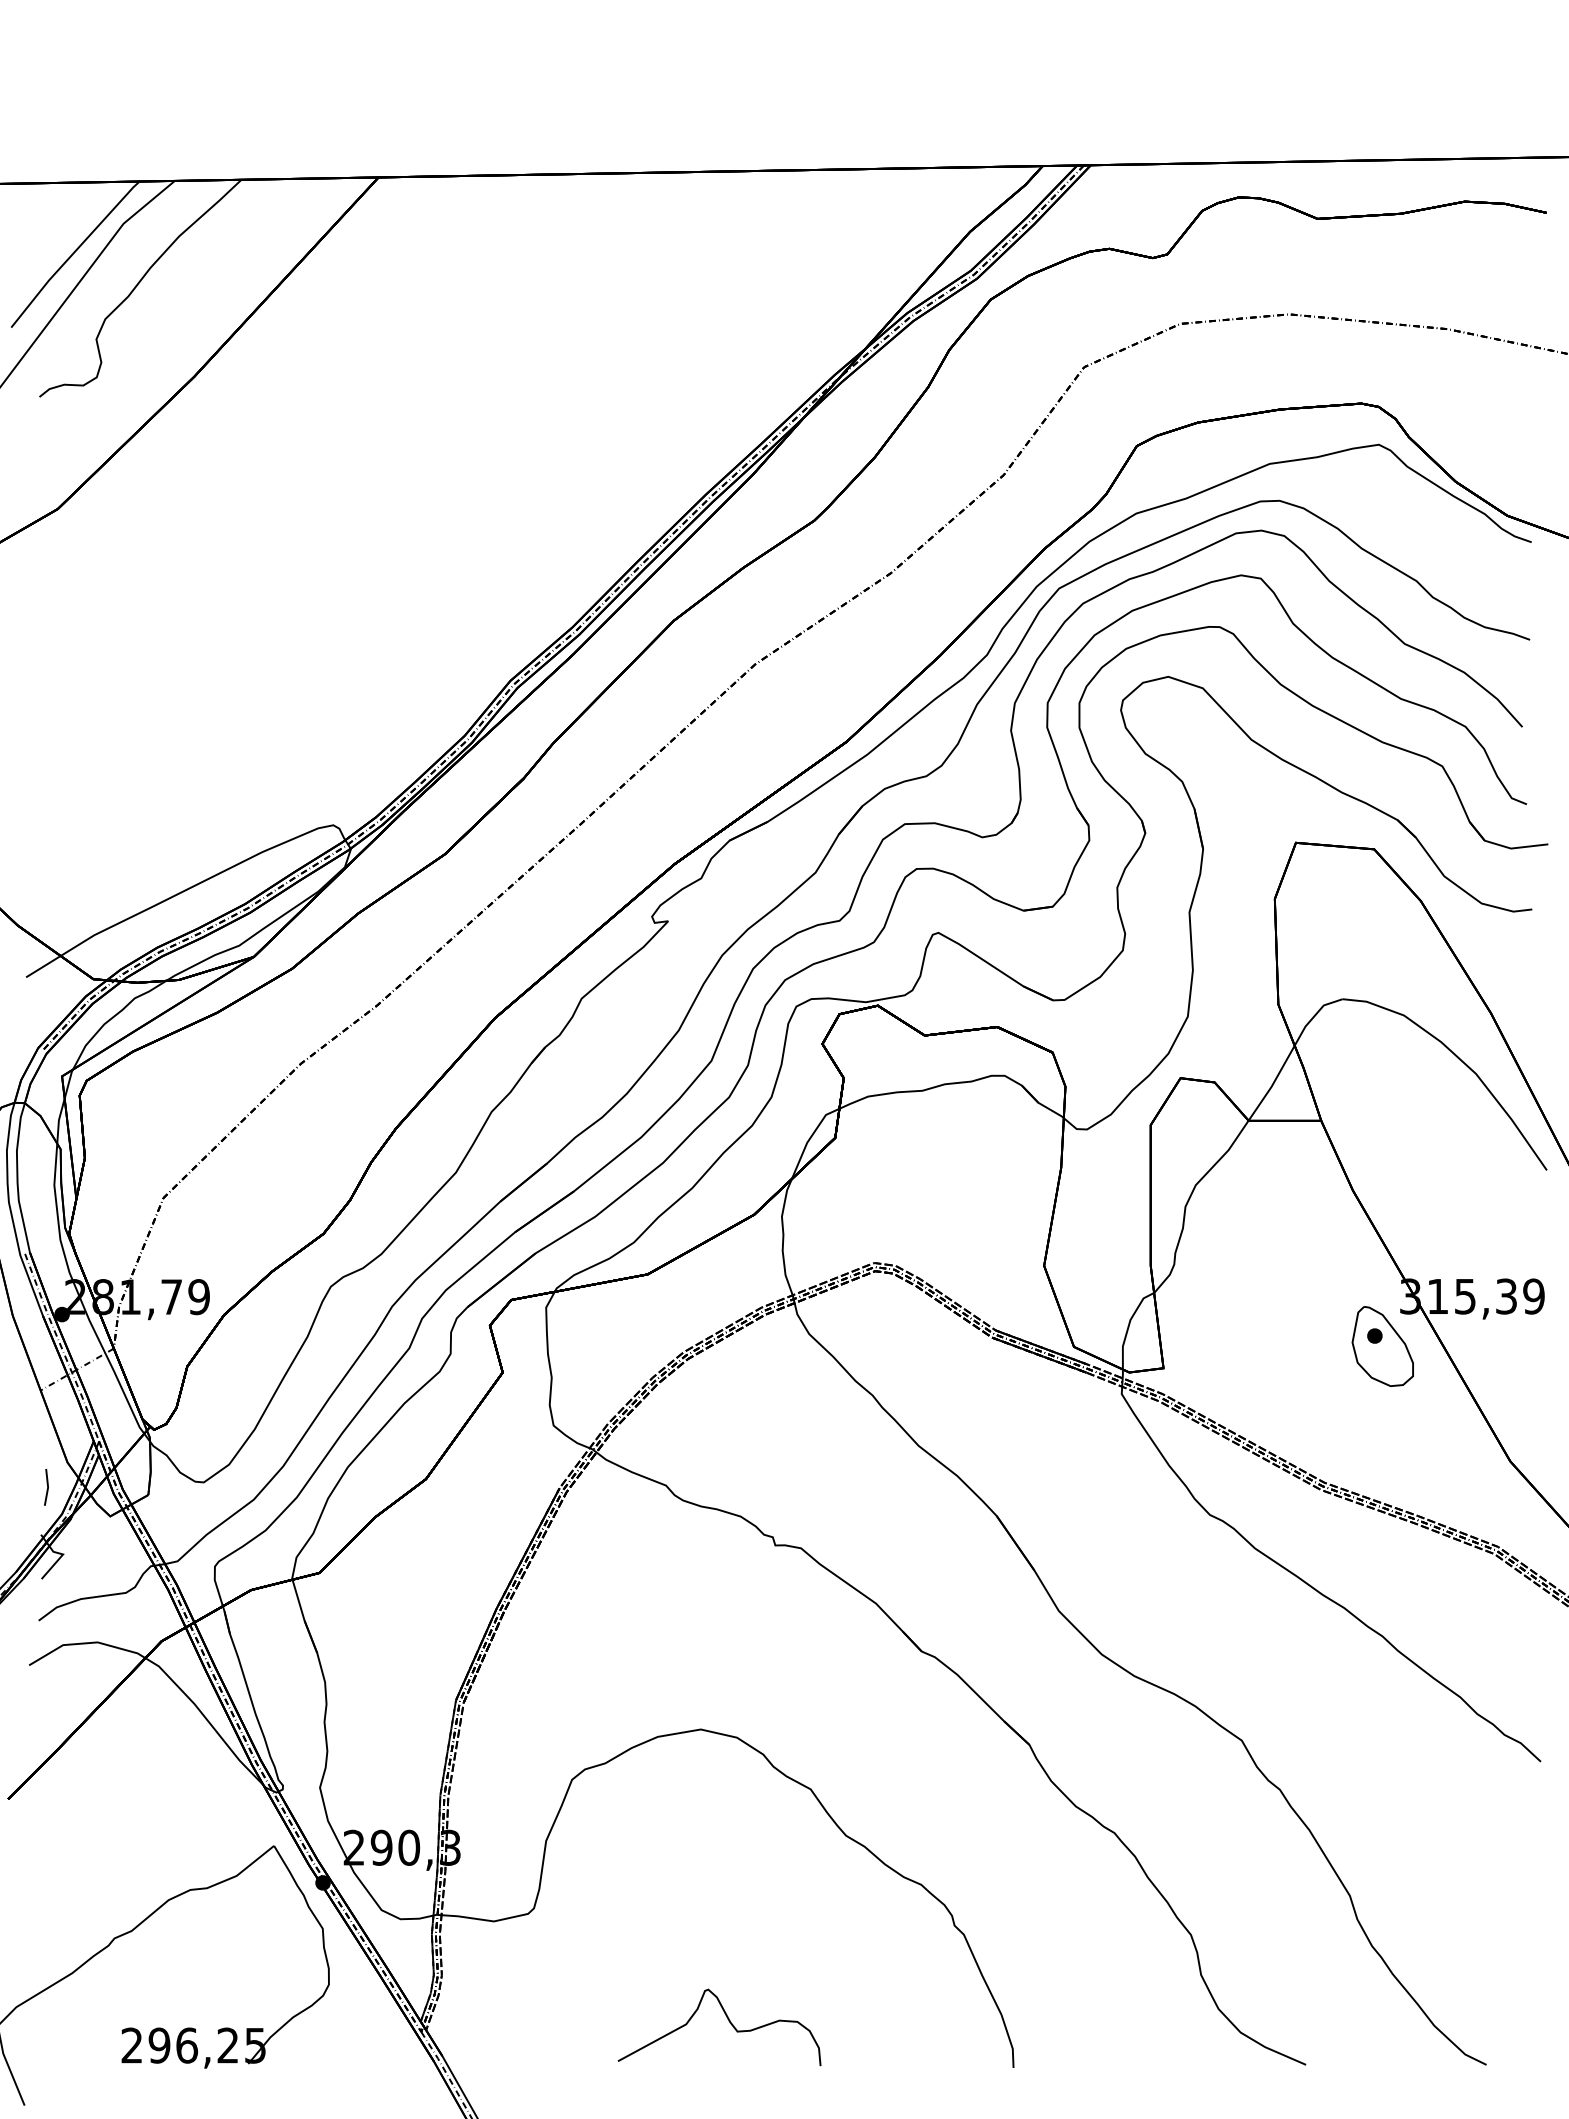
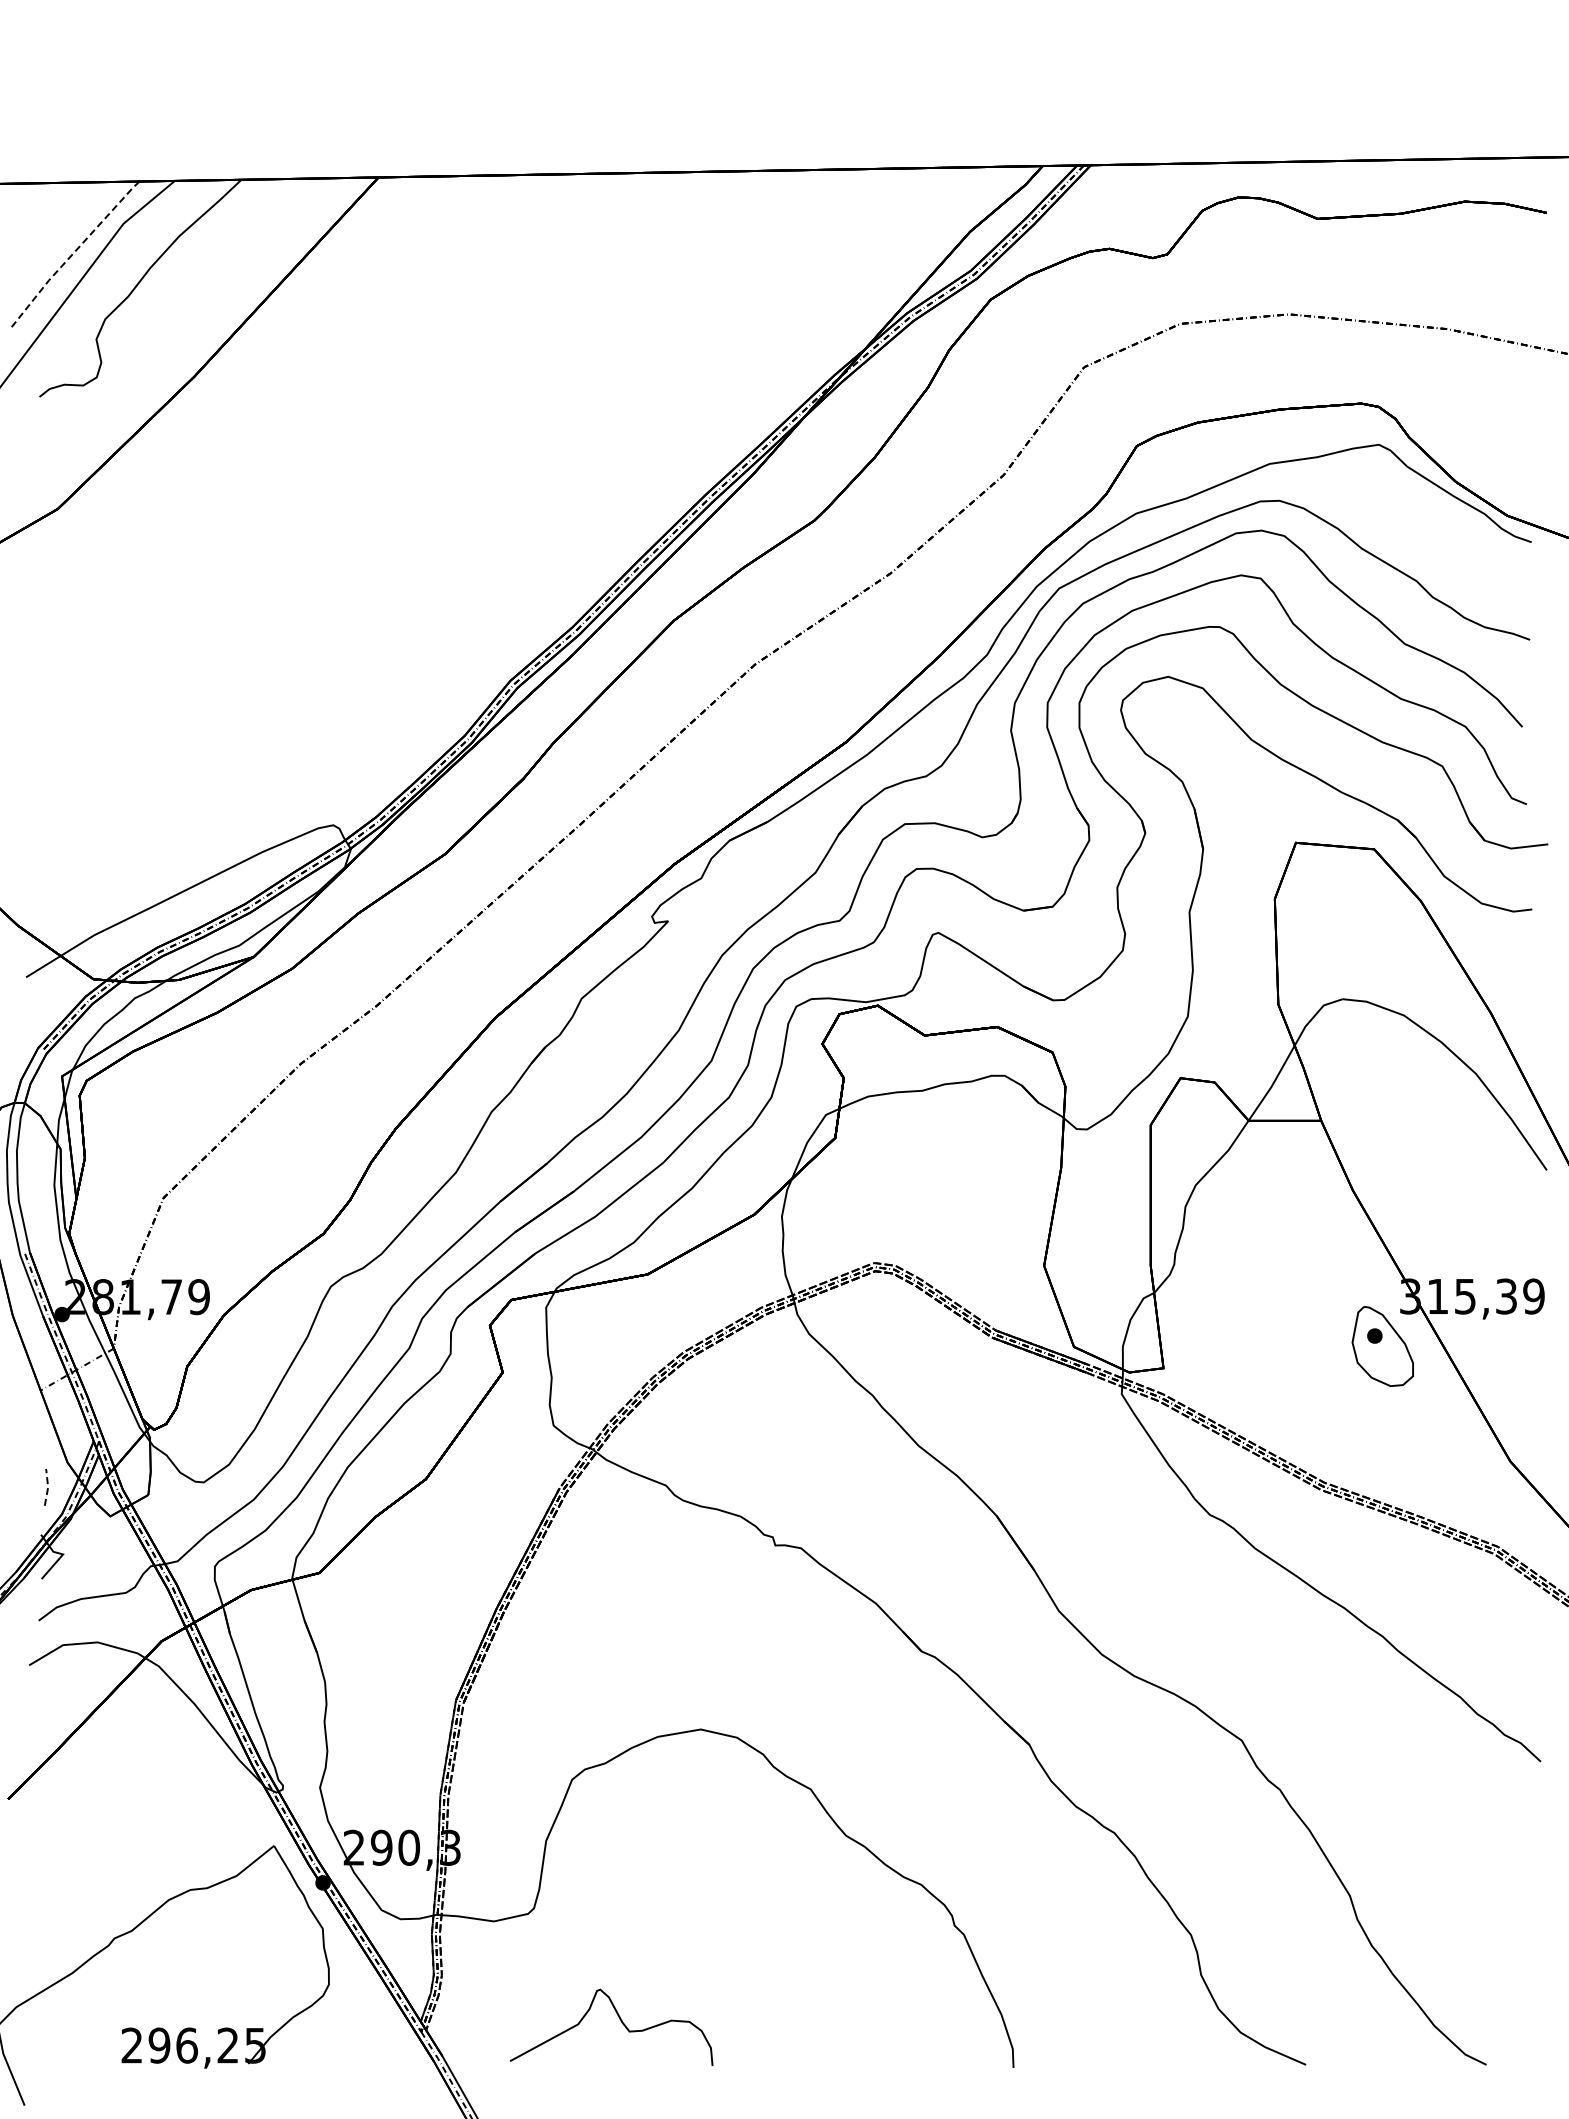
line: solid -> dashed (73, 253)
line: solid -> dashed (48, 1487)
curve position: (728, 2021) -> (620, 2021) (620, 2021)
